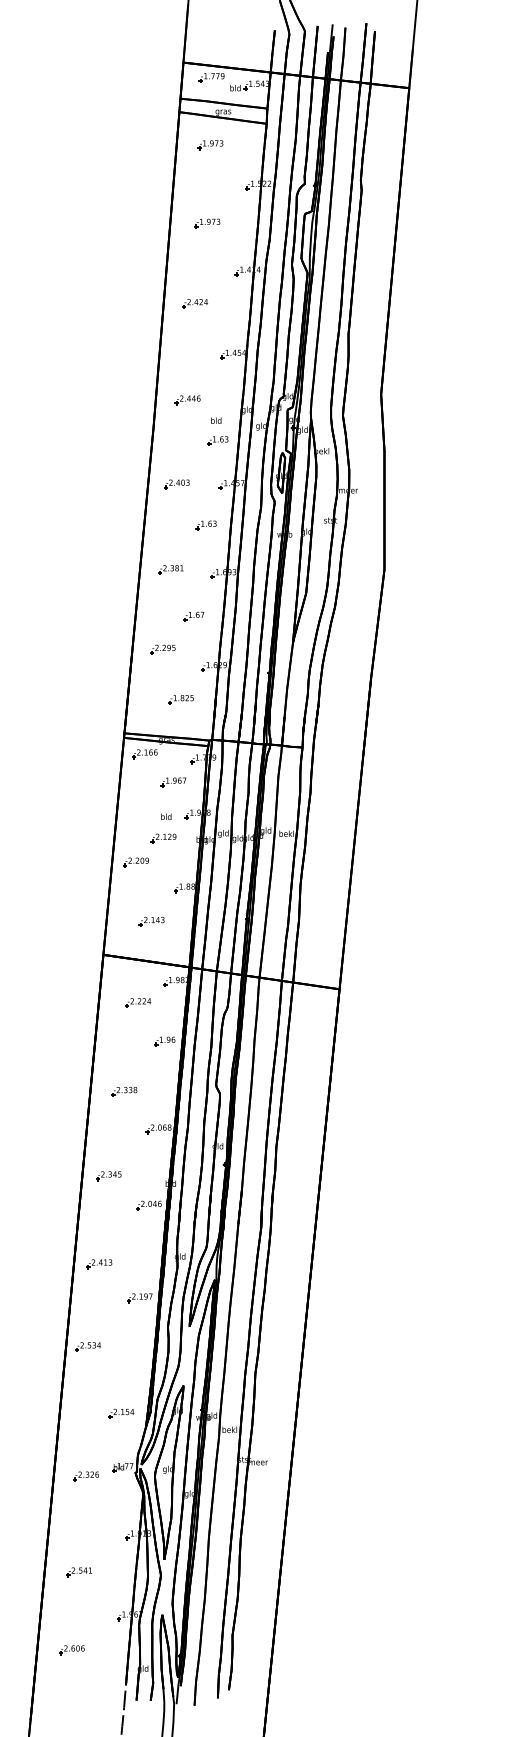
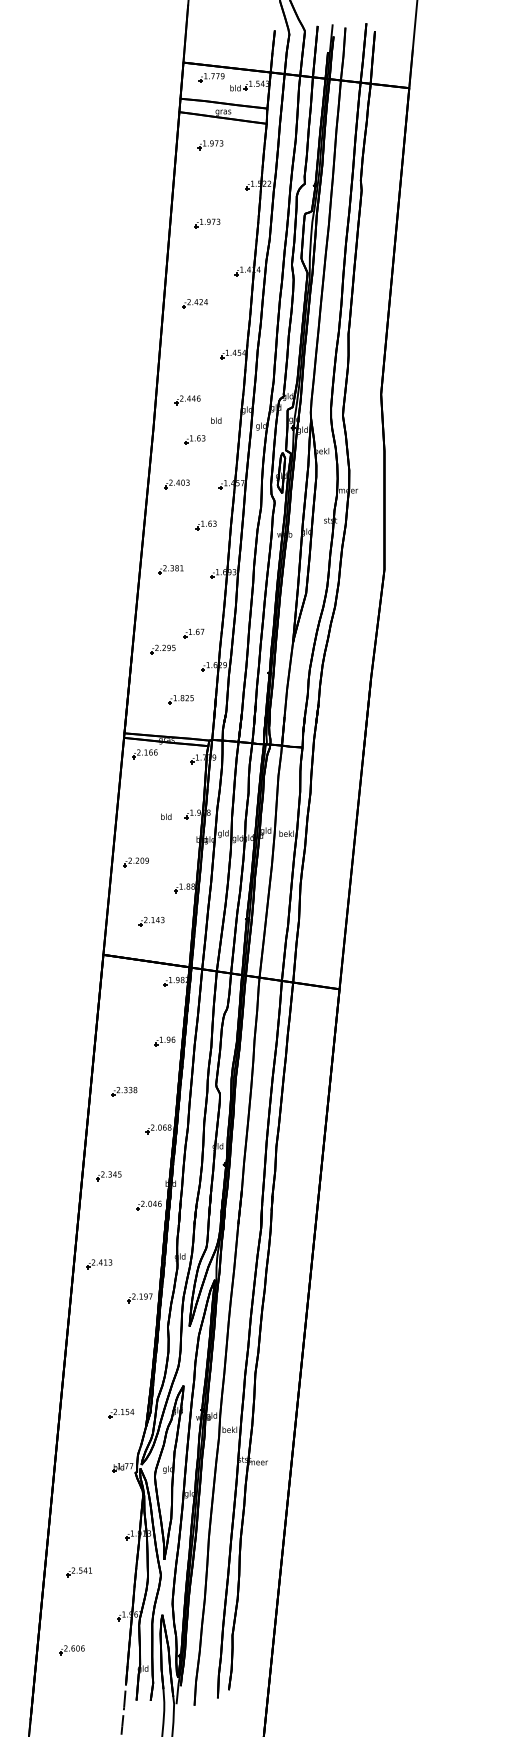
part position: (217, 440) -> (194, 439) (194, 439)
part position: (193, 616) -> (193, 633) (193, 633)
part: present -> none (173, 782)
part: present -> none (163, 838)
part: present -> none (138, 1002)
part: present -> none (87, 1346)
part: present -> none (85, 1476)
